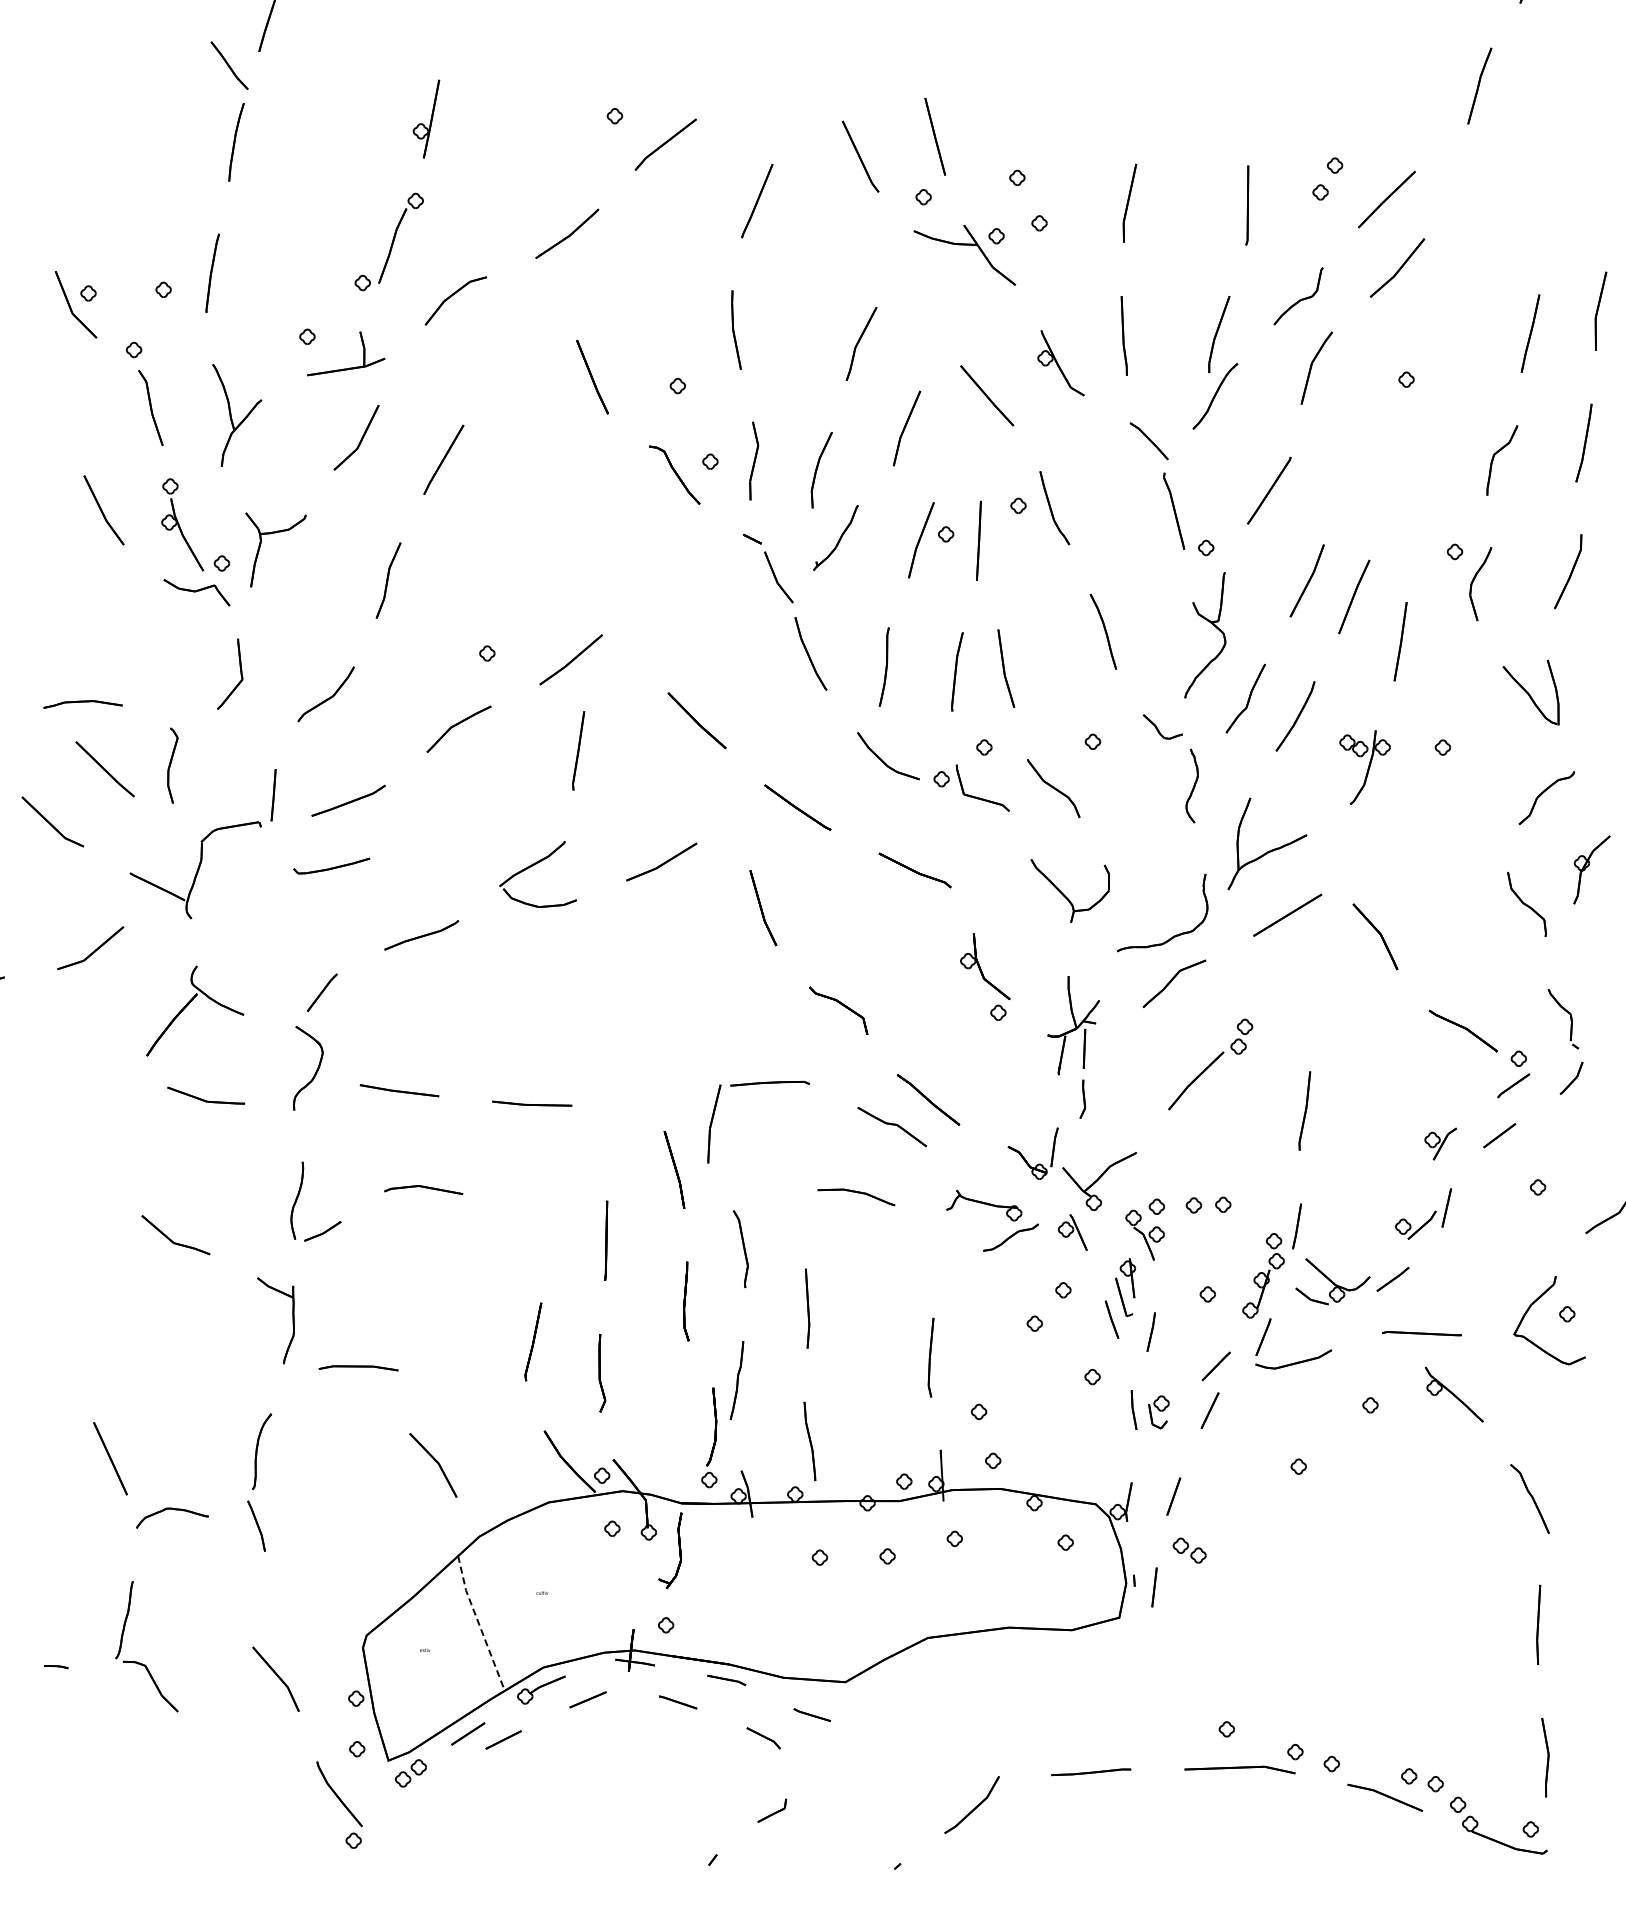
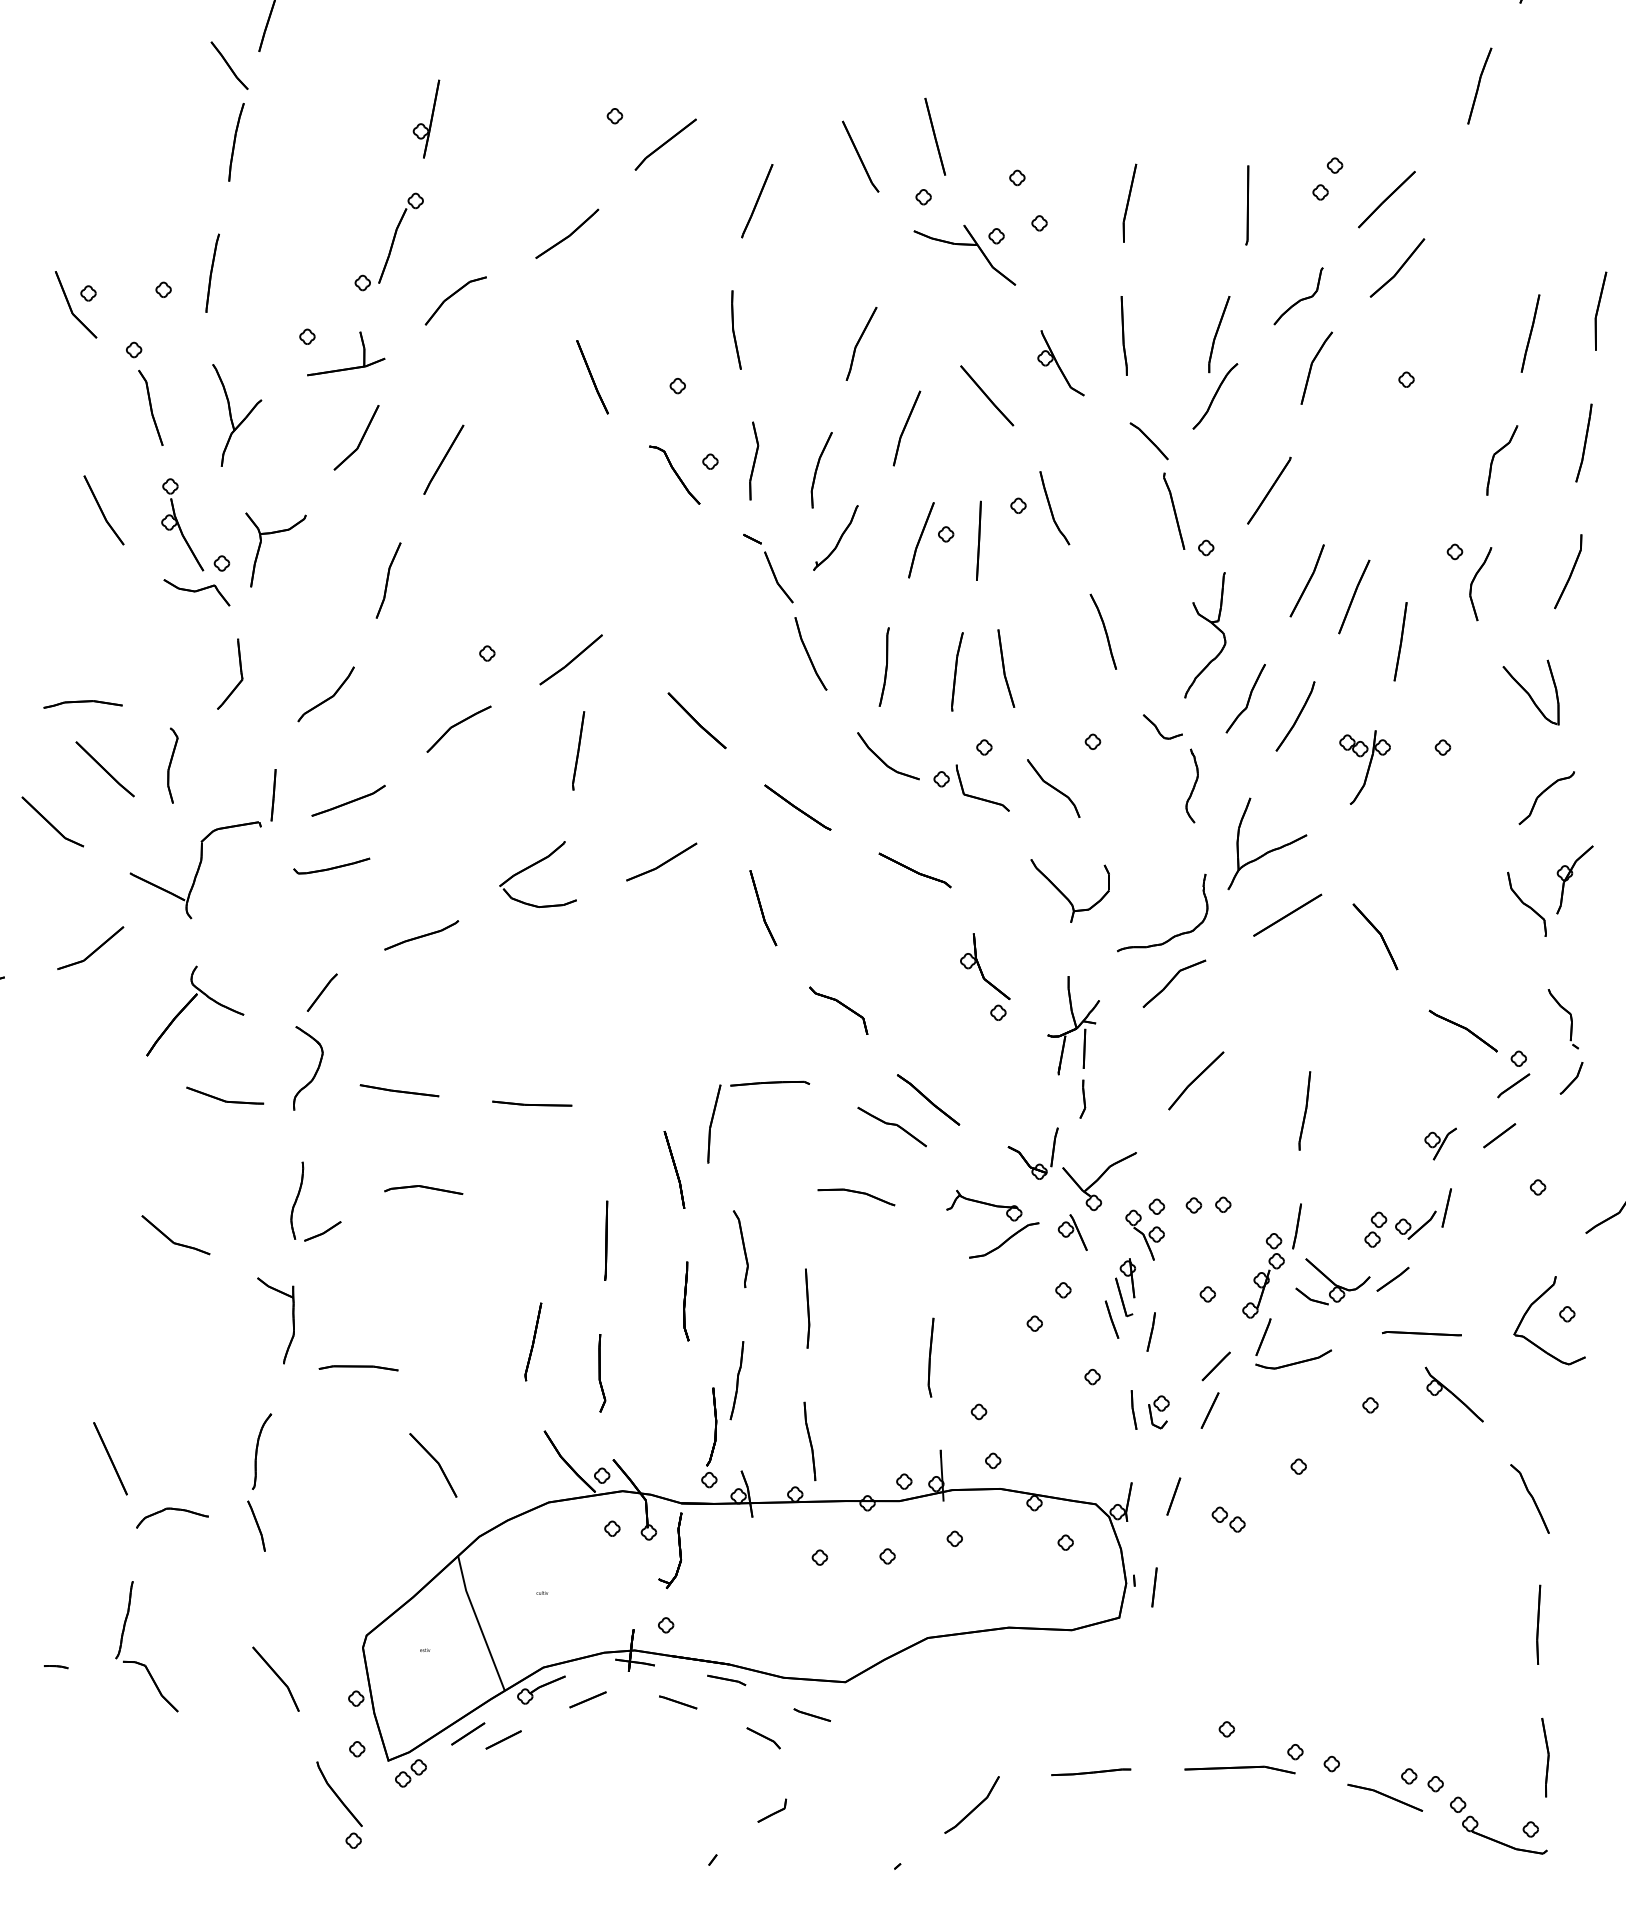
part position: (1591, 869) -> (1574, 879) (1574, 879)
part position: (1241, 1036) -> (1375, 1229) (1375, 1229)
part position: (206, 1095) -> (225, 1095) (225, 1095)
part size: 49x24 px -> 71x37 px (1004, 1240)
part position: (1189, 1550) -> (1228, 1519) (1228, 1519)
line: dashed -> solid (479, 1624)
